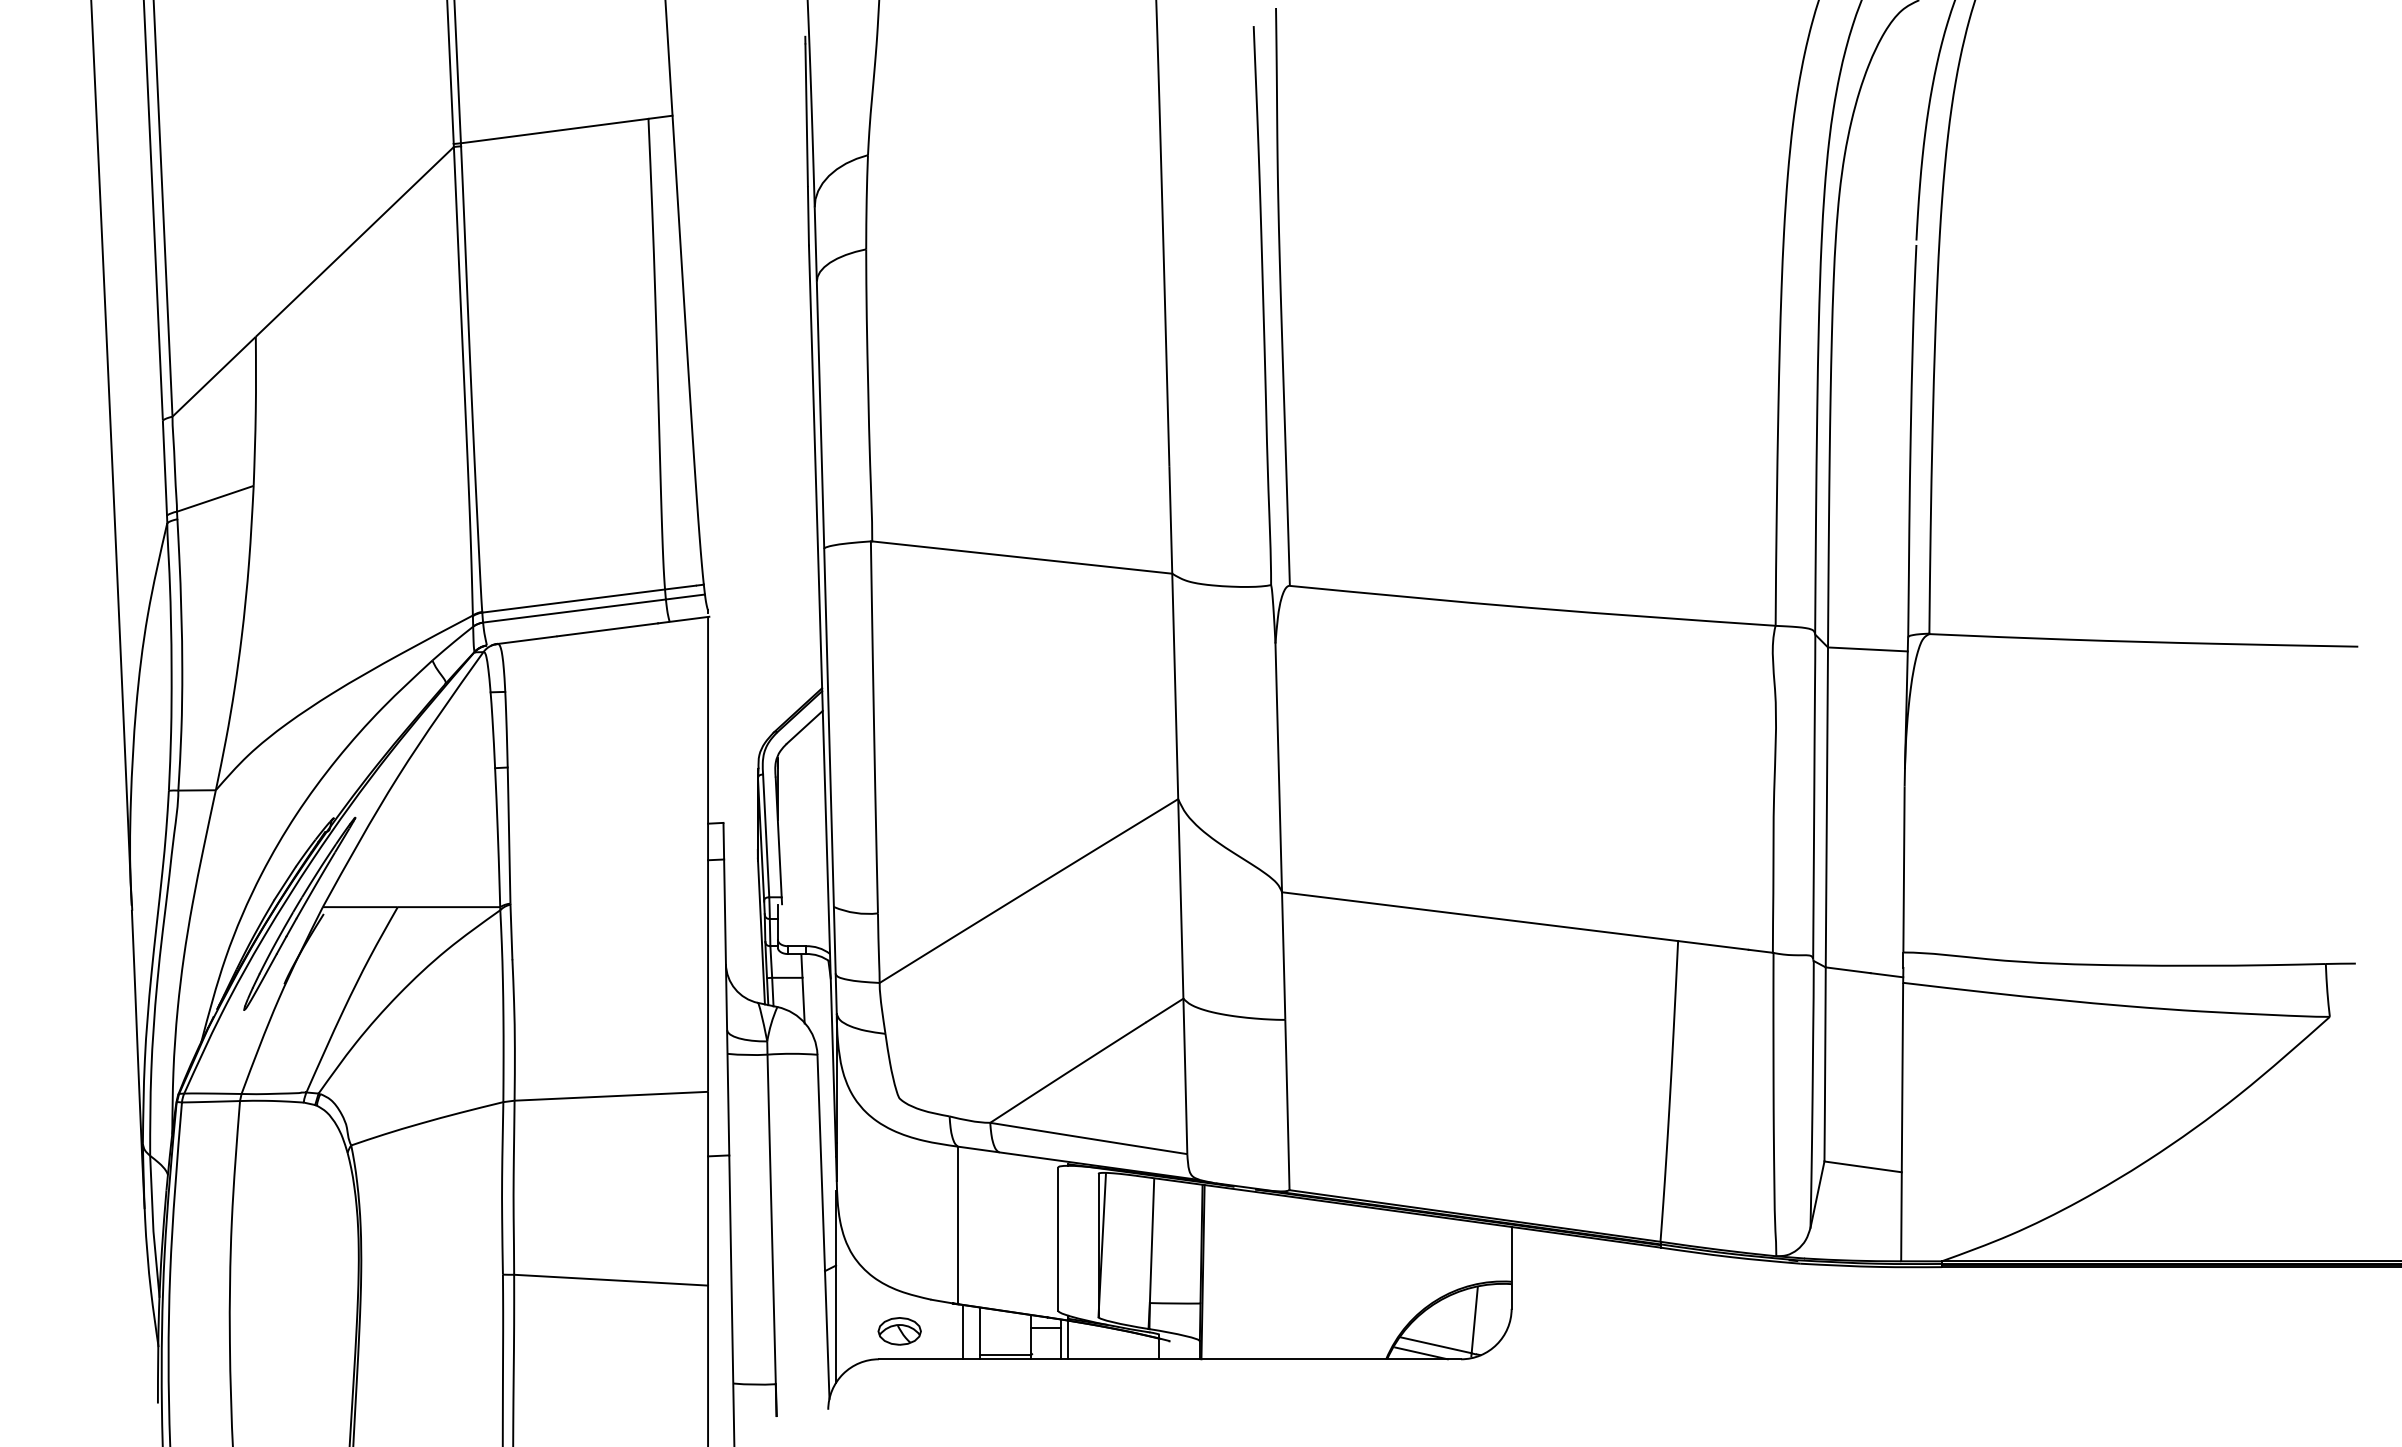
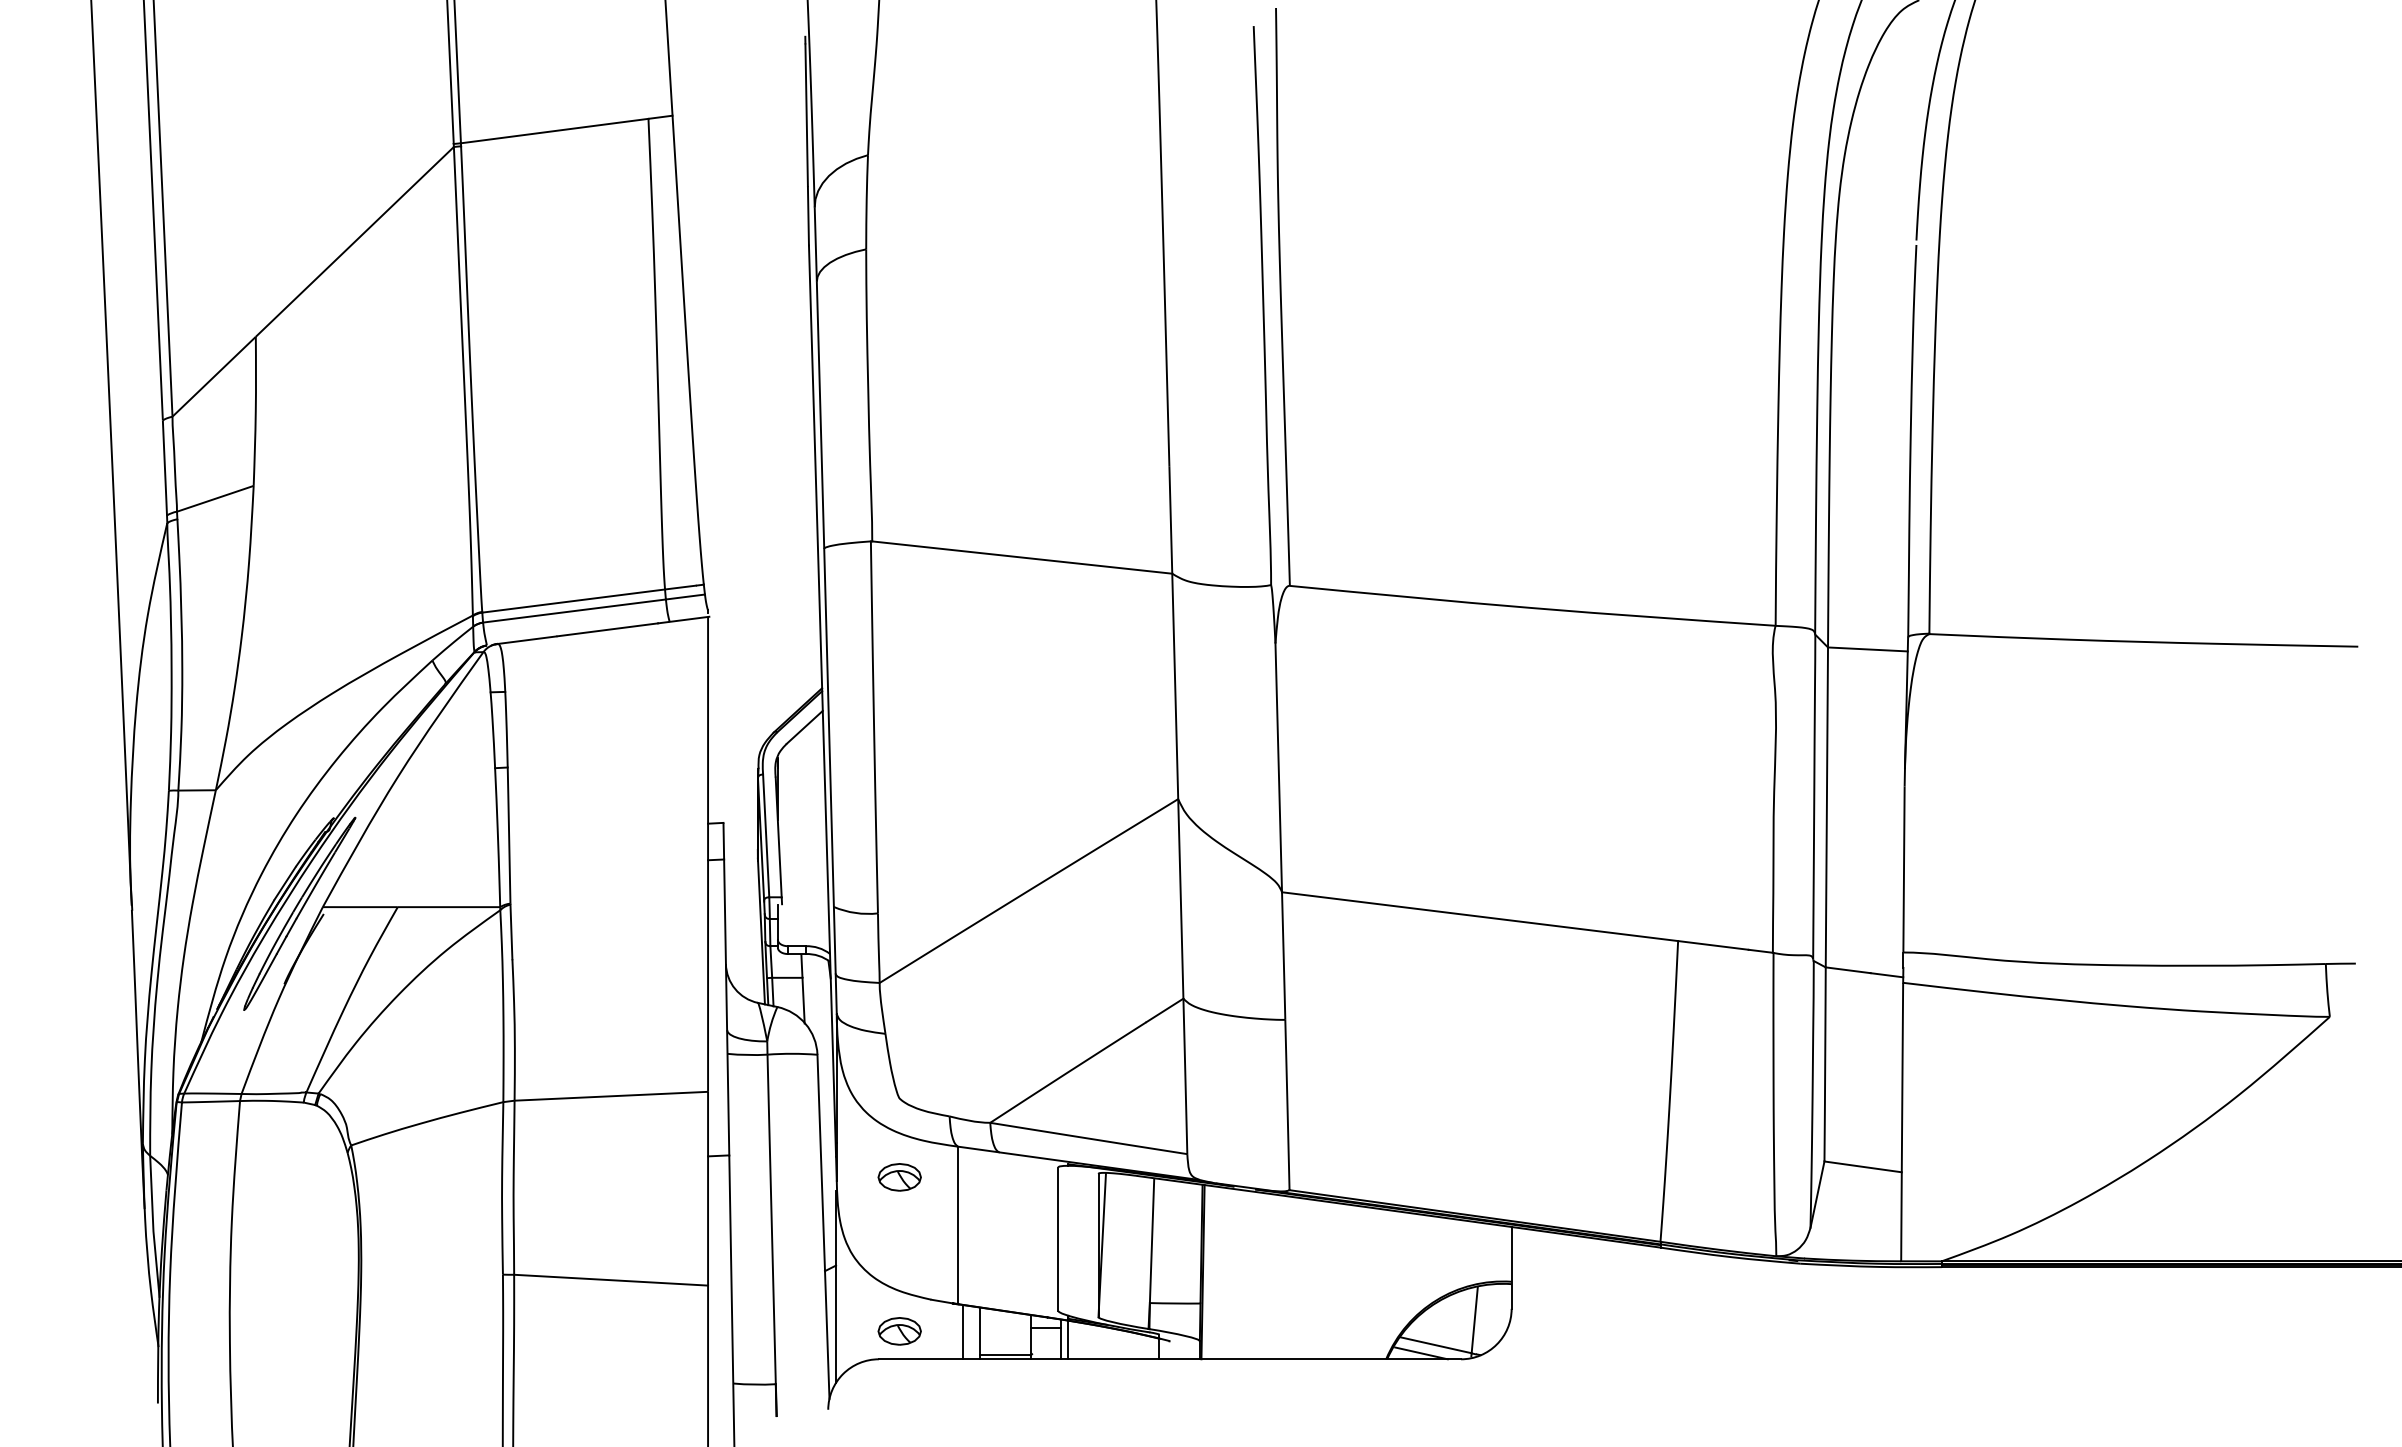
part: none -> present (899, 1177)
